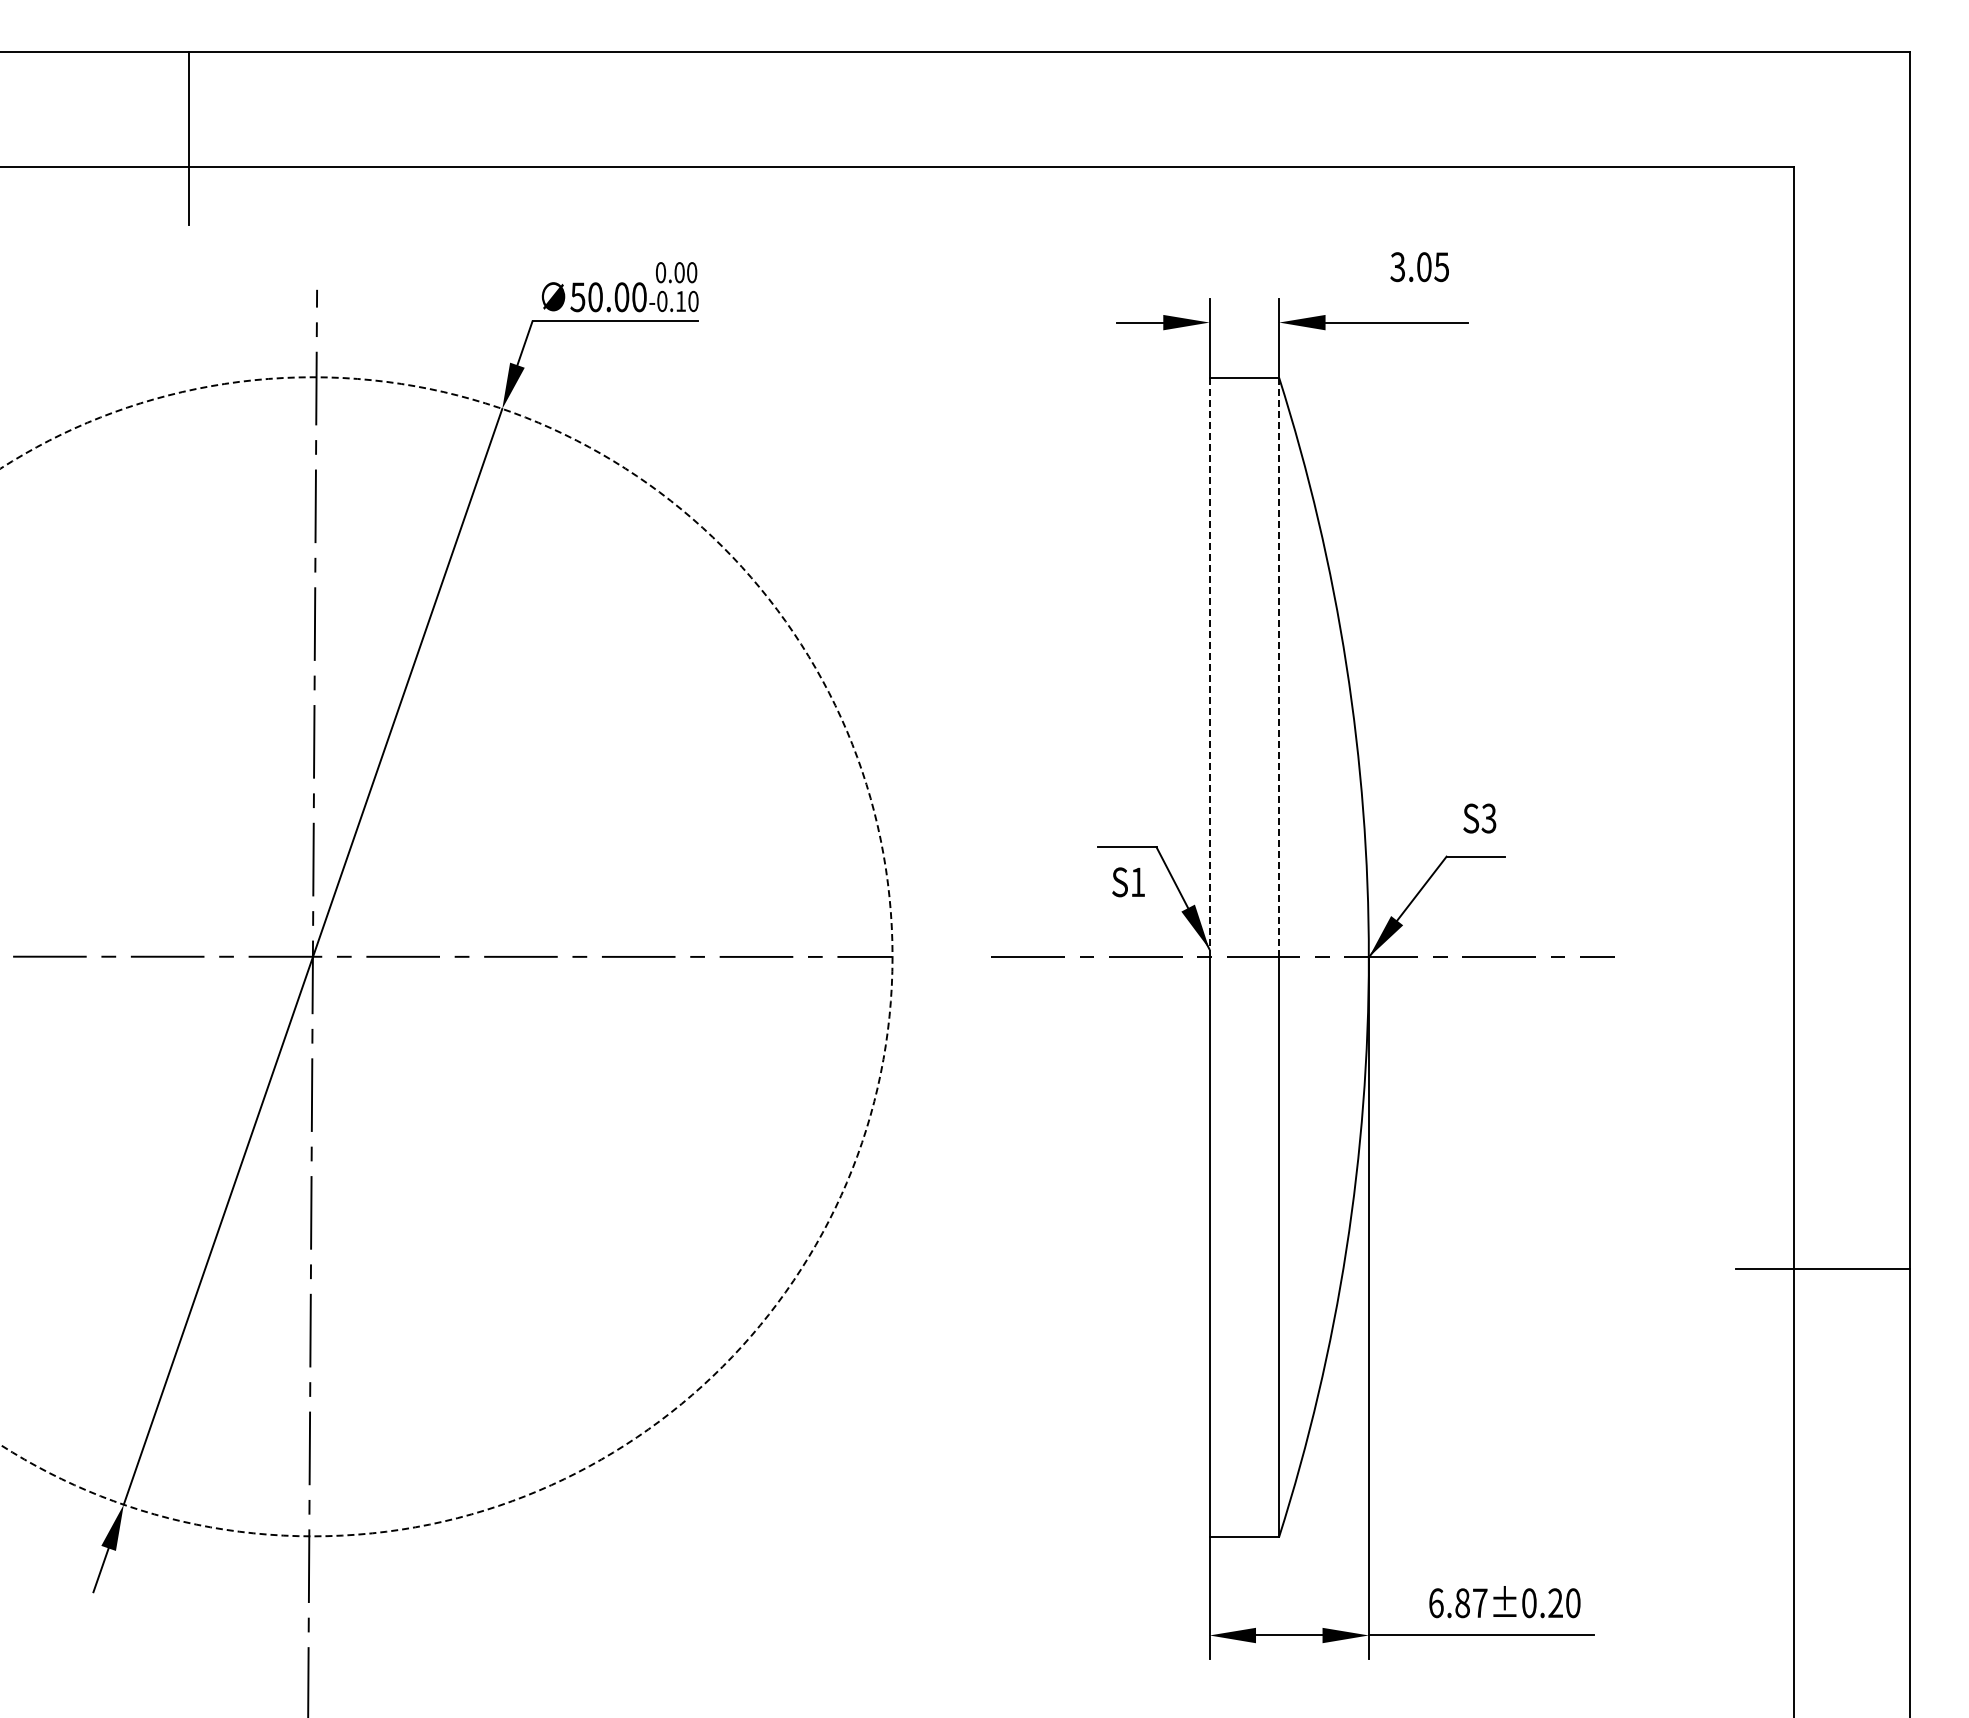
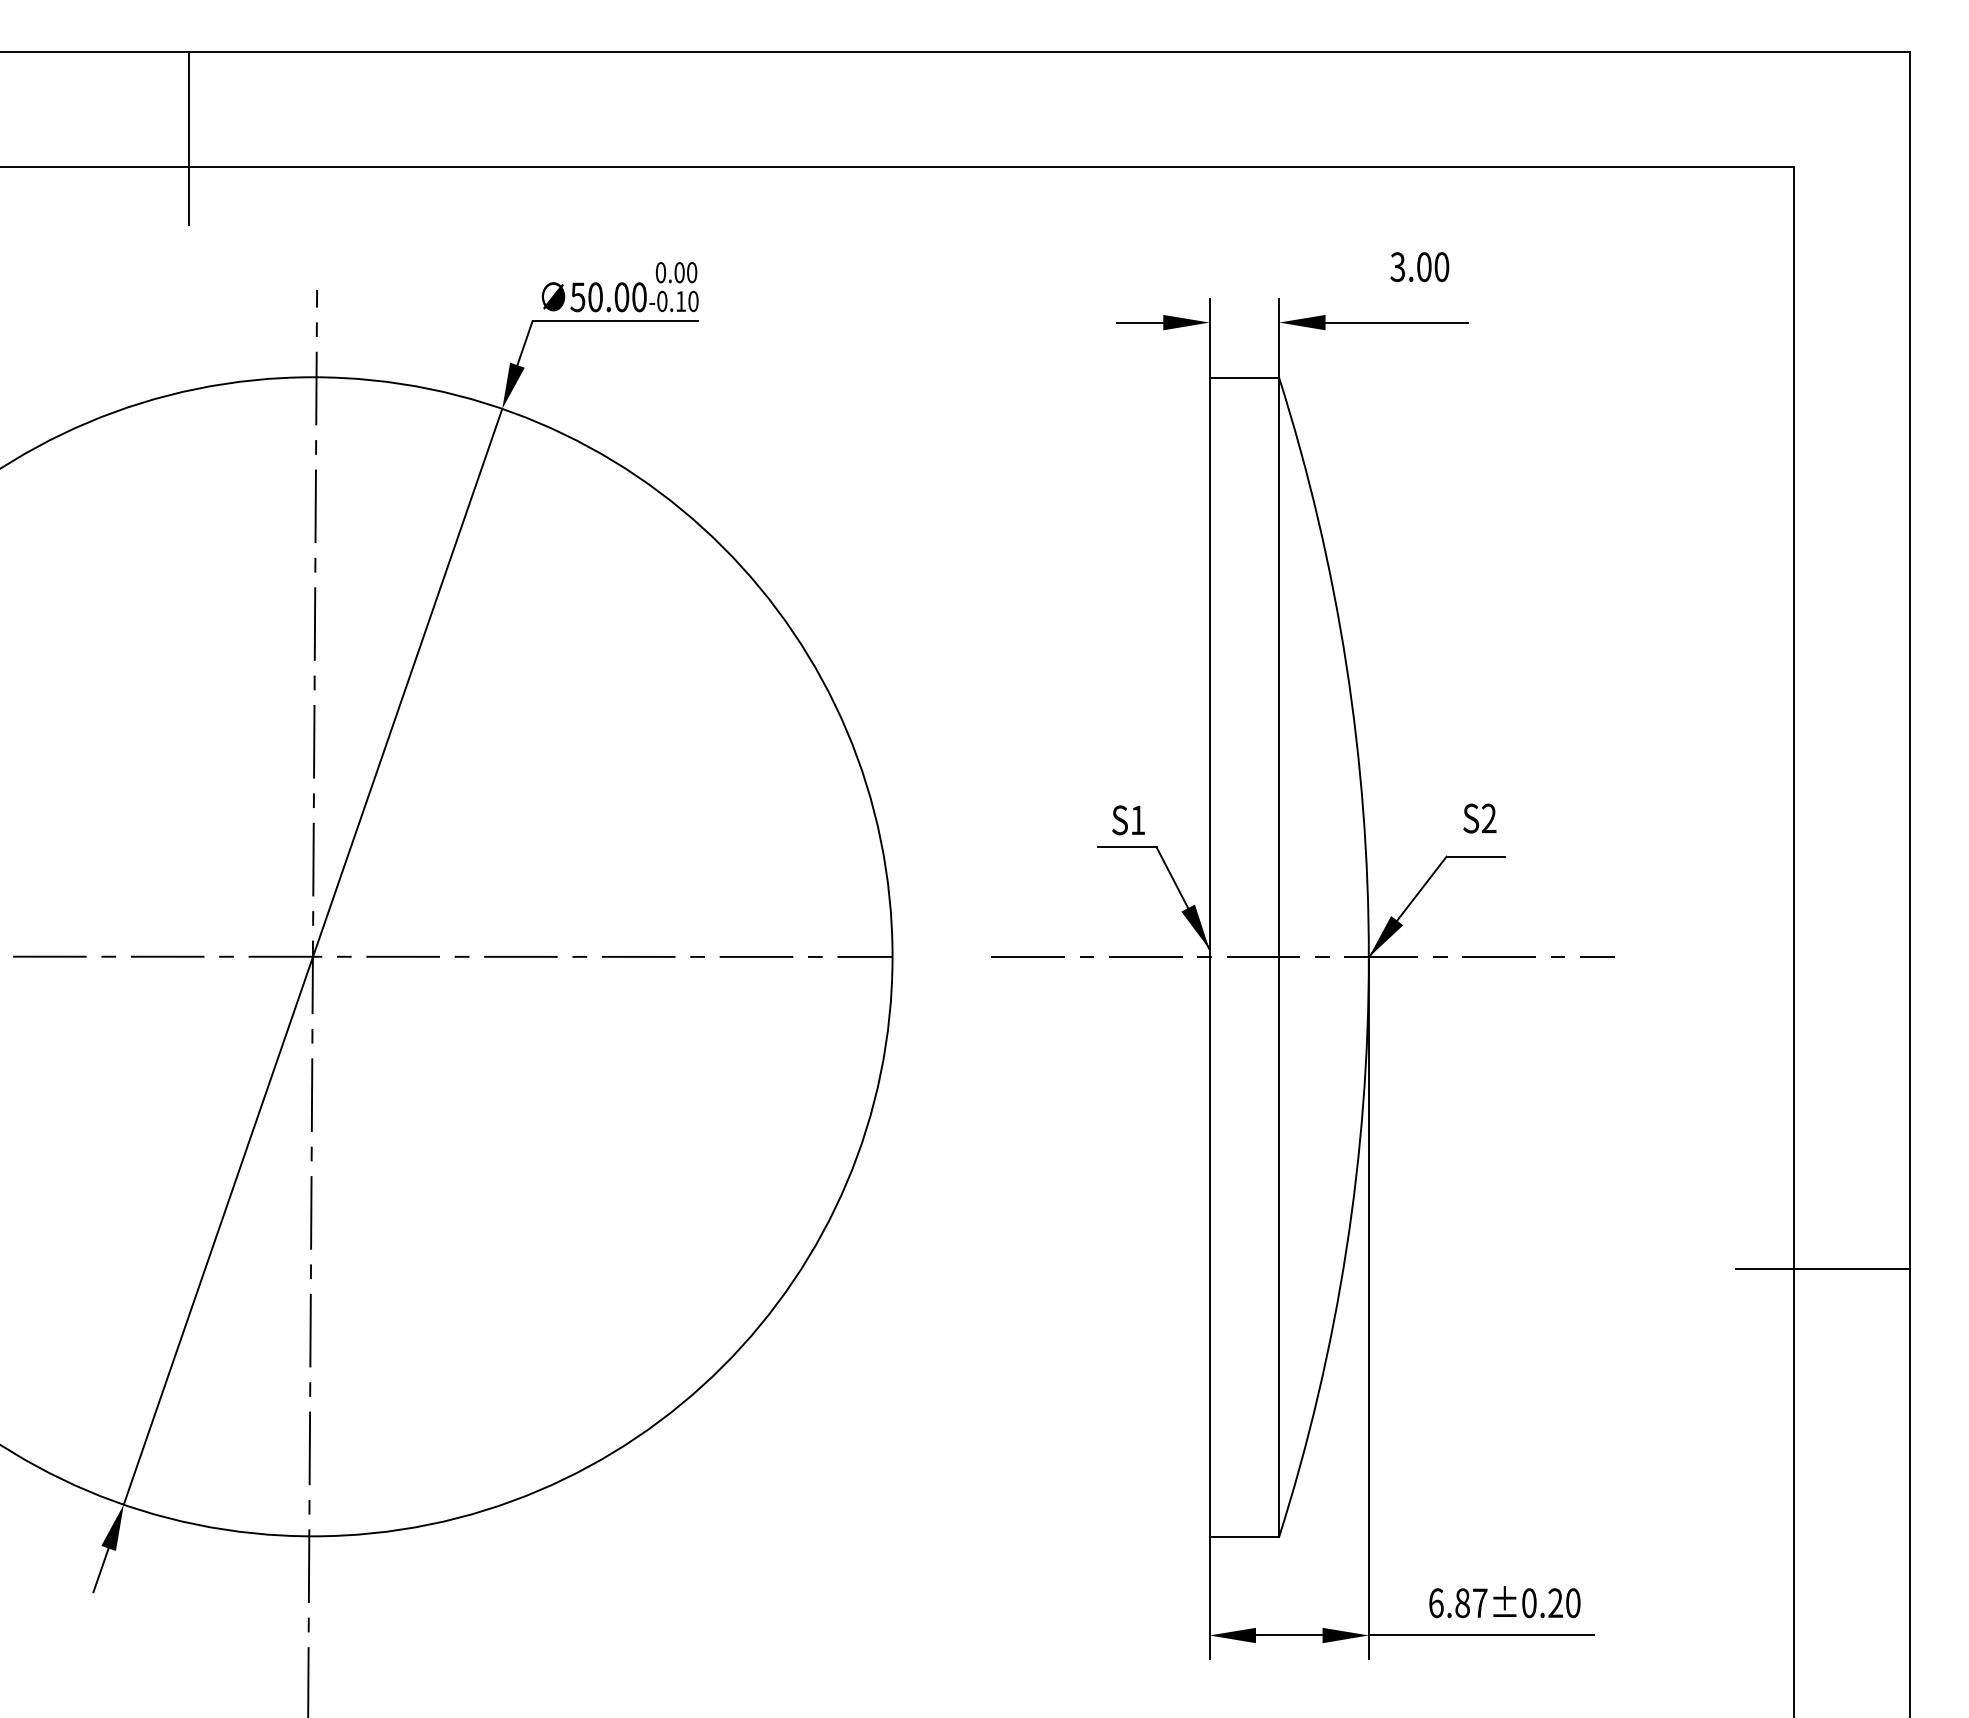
text: 3.05 -> 3.00 (1441, 267)
line: dashed -> solid (1209, 667)
line: dashed -> solid (1279, 667)
text: S3 -> S2 (1488, 818)
text position: (1128, 882) -> (1128, 820) (1128, 820)
circle: dashed -> solid (446, 956)
